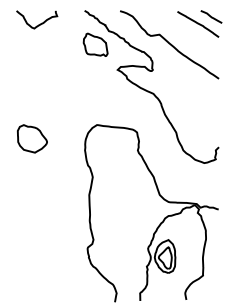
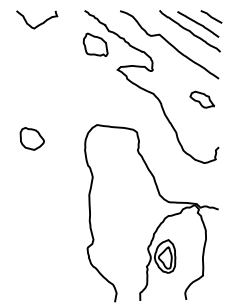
curve: none -> present (189, 31)
part: none -> present (202, 99)
part size: 31x30 px -> 26x24 px (31, 138)
